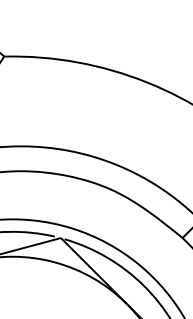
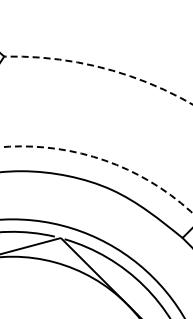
arc: solid -> dashed (101, 67)
arc: solid -> dashed (102, 159)
